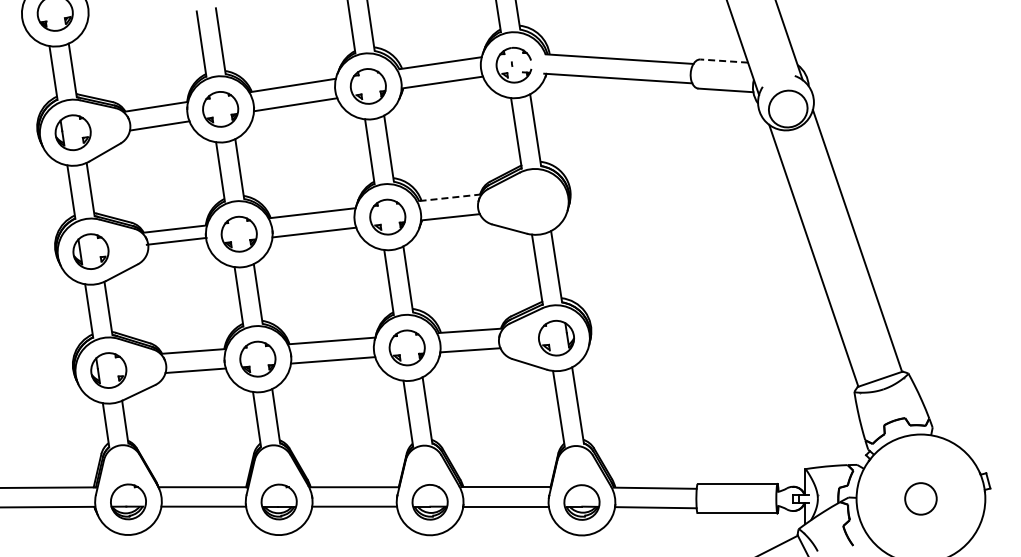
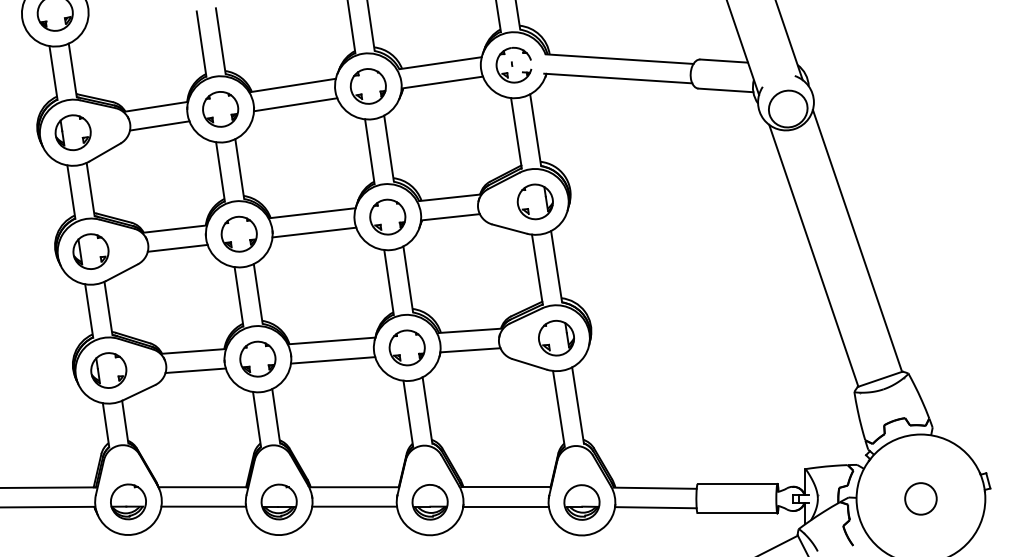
line: dashed -> solid (724, 61)
line: dashed -> solid (450, 197)
part: none -> present (534, 201)
line position: (176, 240) -> (177, 247) (177, 247)
